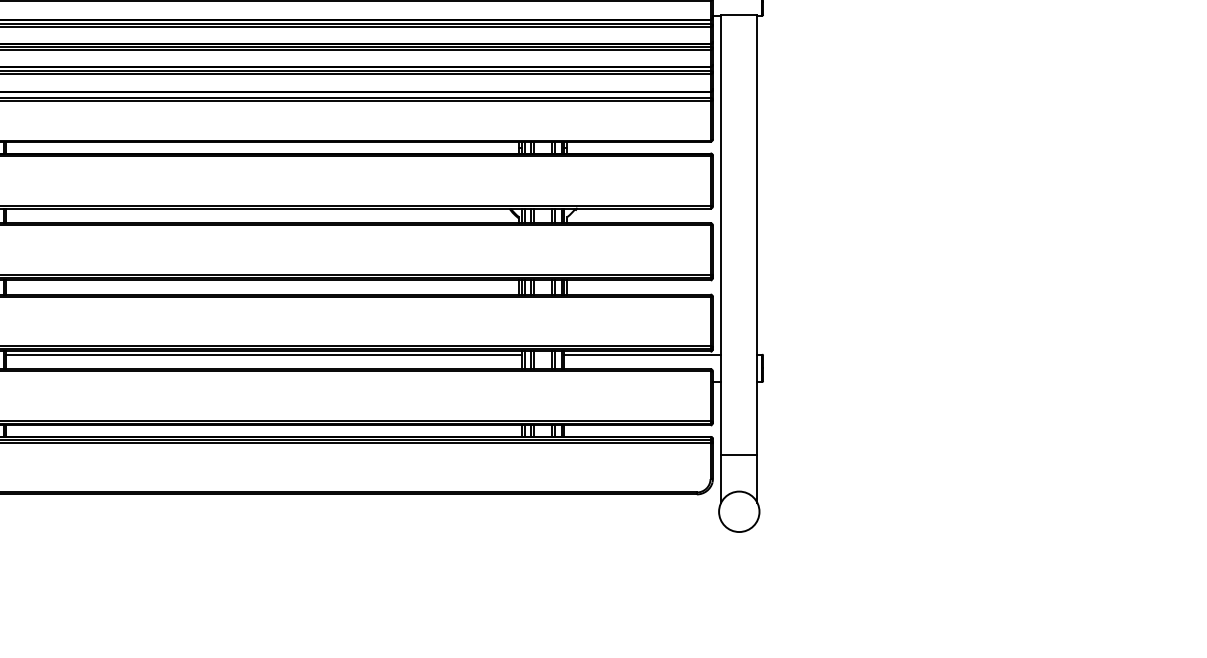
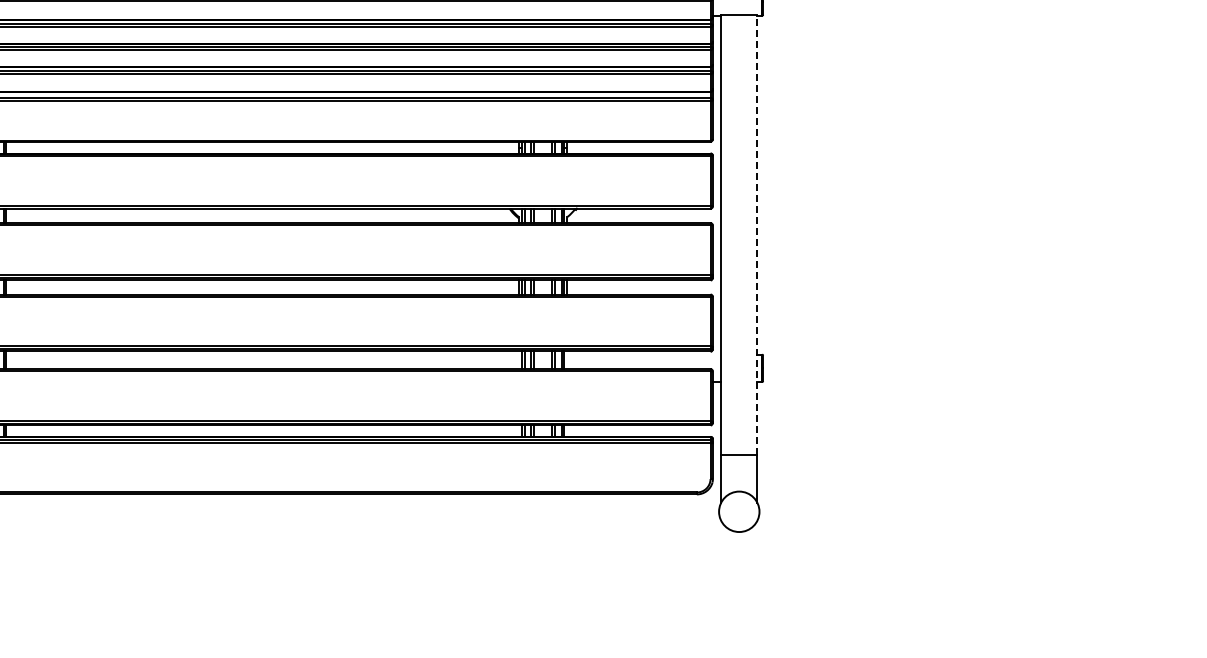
line: solid -> dashed (757, 234)
line: present -> none (264, 354)
line: present -> none (642, 354)
